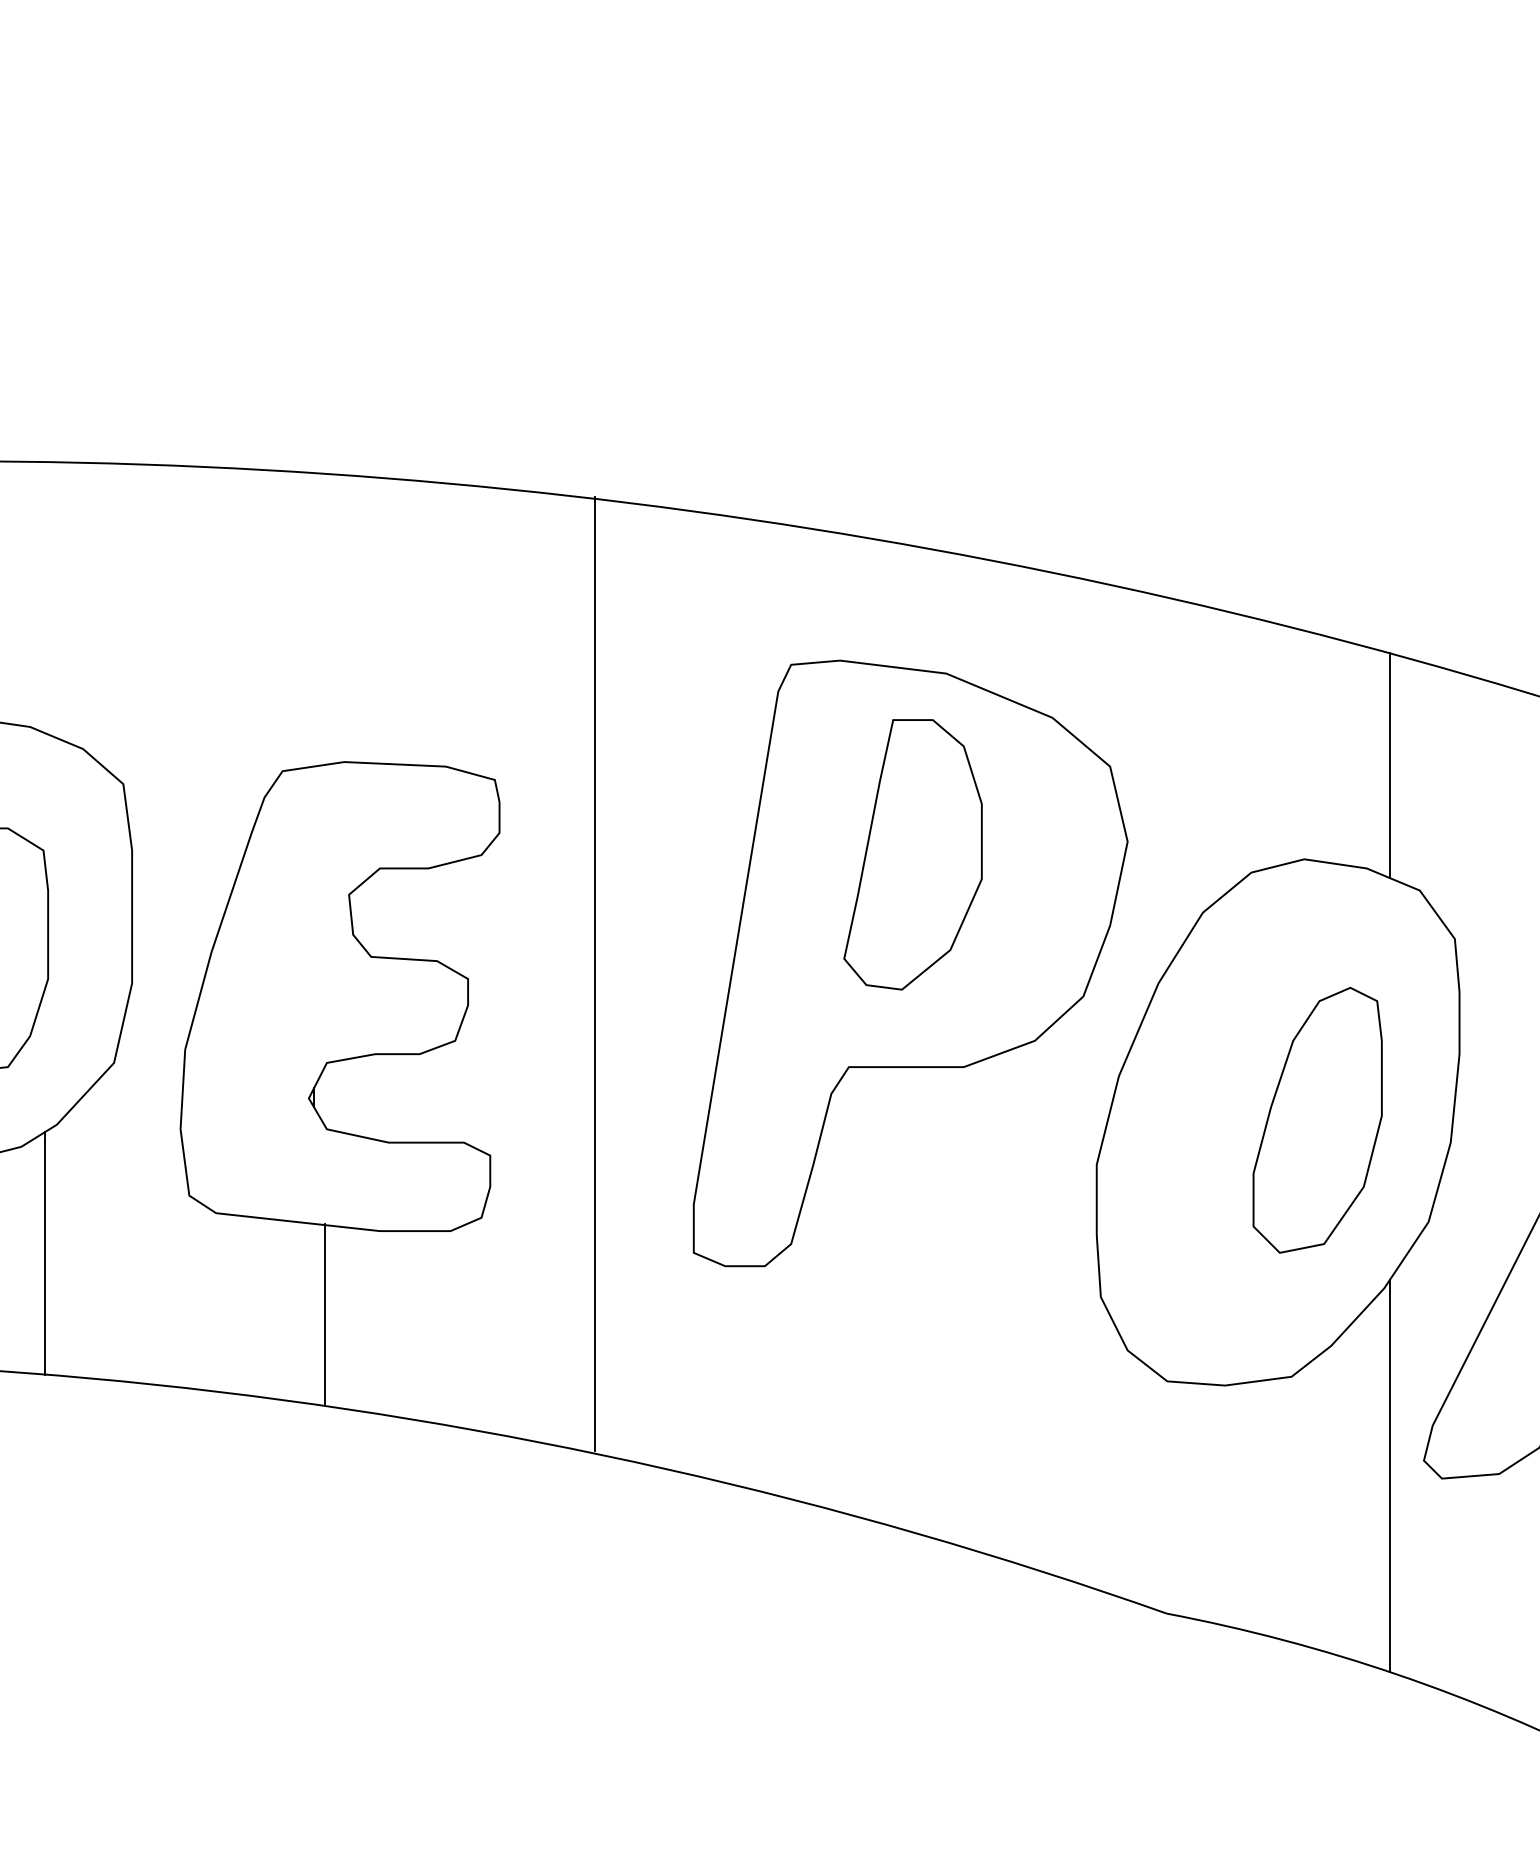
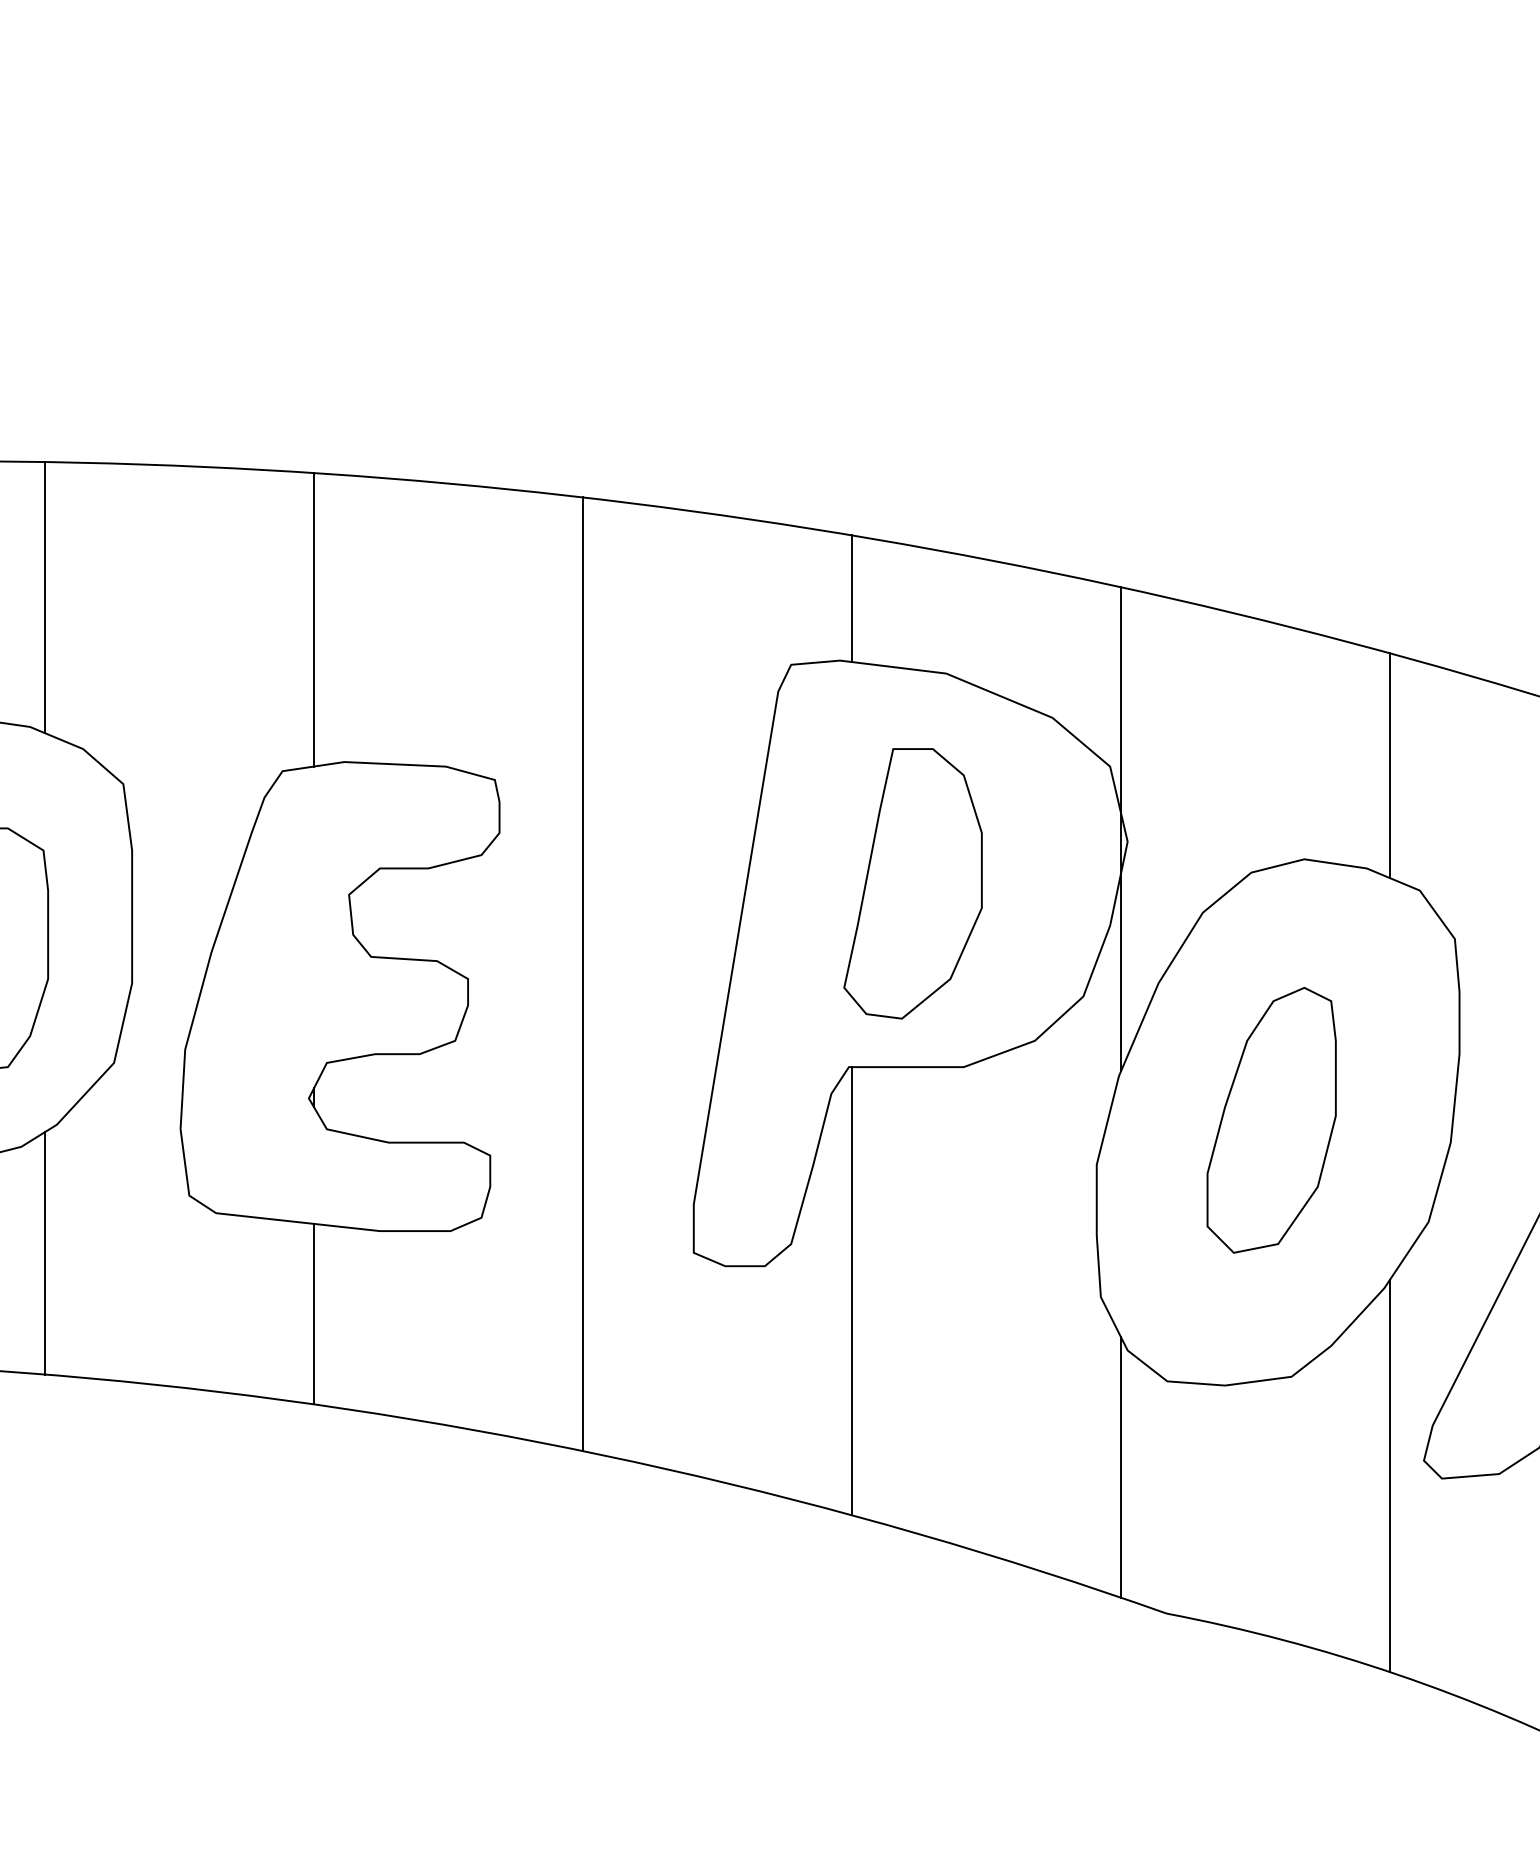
line: none -> present (45, 597)
line: none -> present (852, 598)
line: none -> present (314, 619)
line: none -> present (1121, 829)
part position: (912, 854) -> (912, 883) (912, 883)
line position: (595, 974) -> (583, 974) (583, 974)
part position: (1317, 1119) -> (1271, 1119) (1271, 1119)
line: none -> present (852, 1291)
line position: (325, 1313) -> (314, 1313) (314, 1313)
line: none -> present (1121, 1467)
